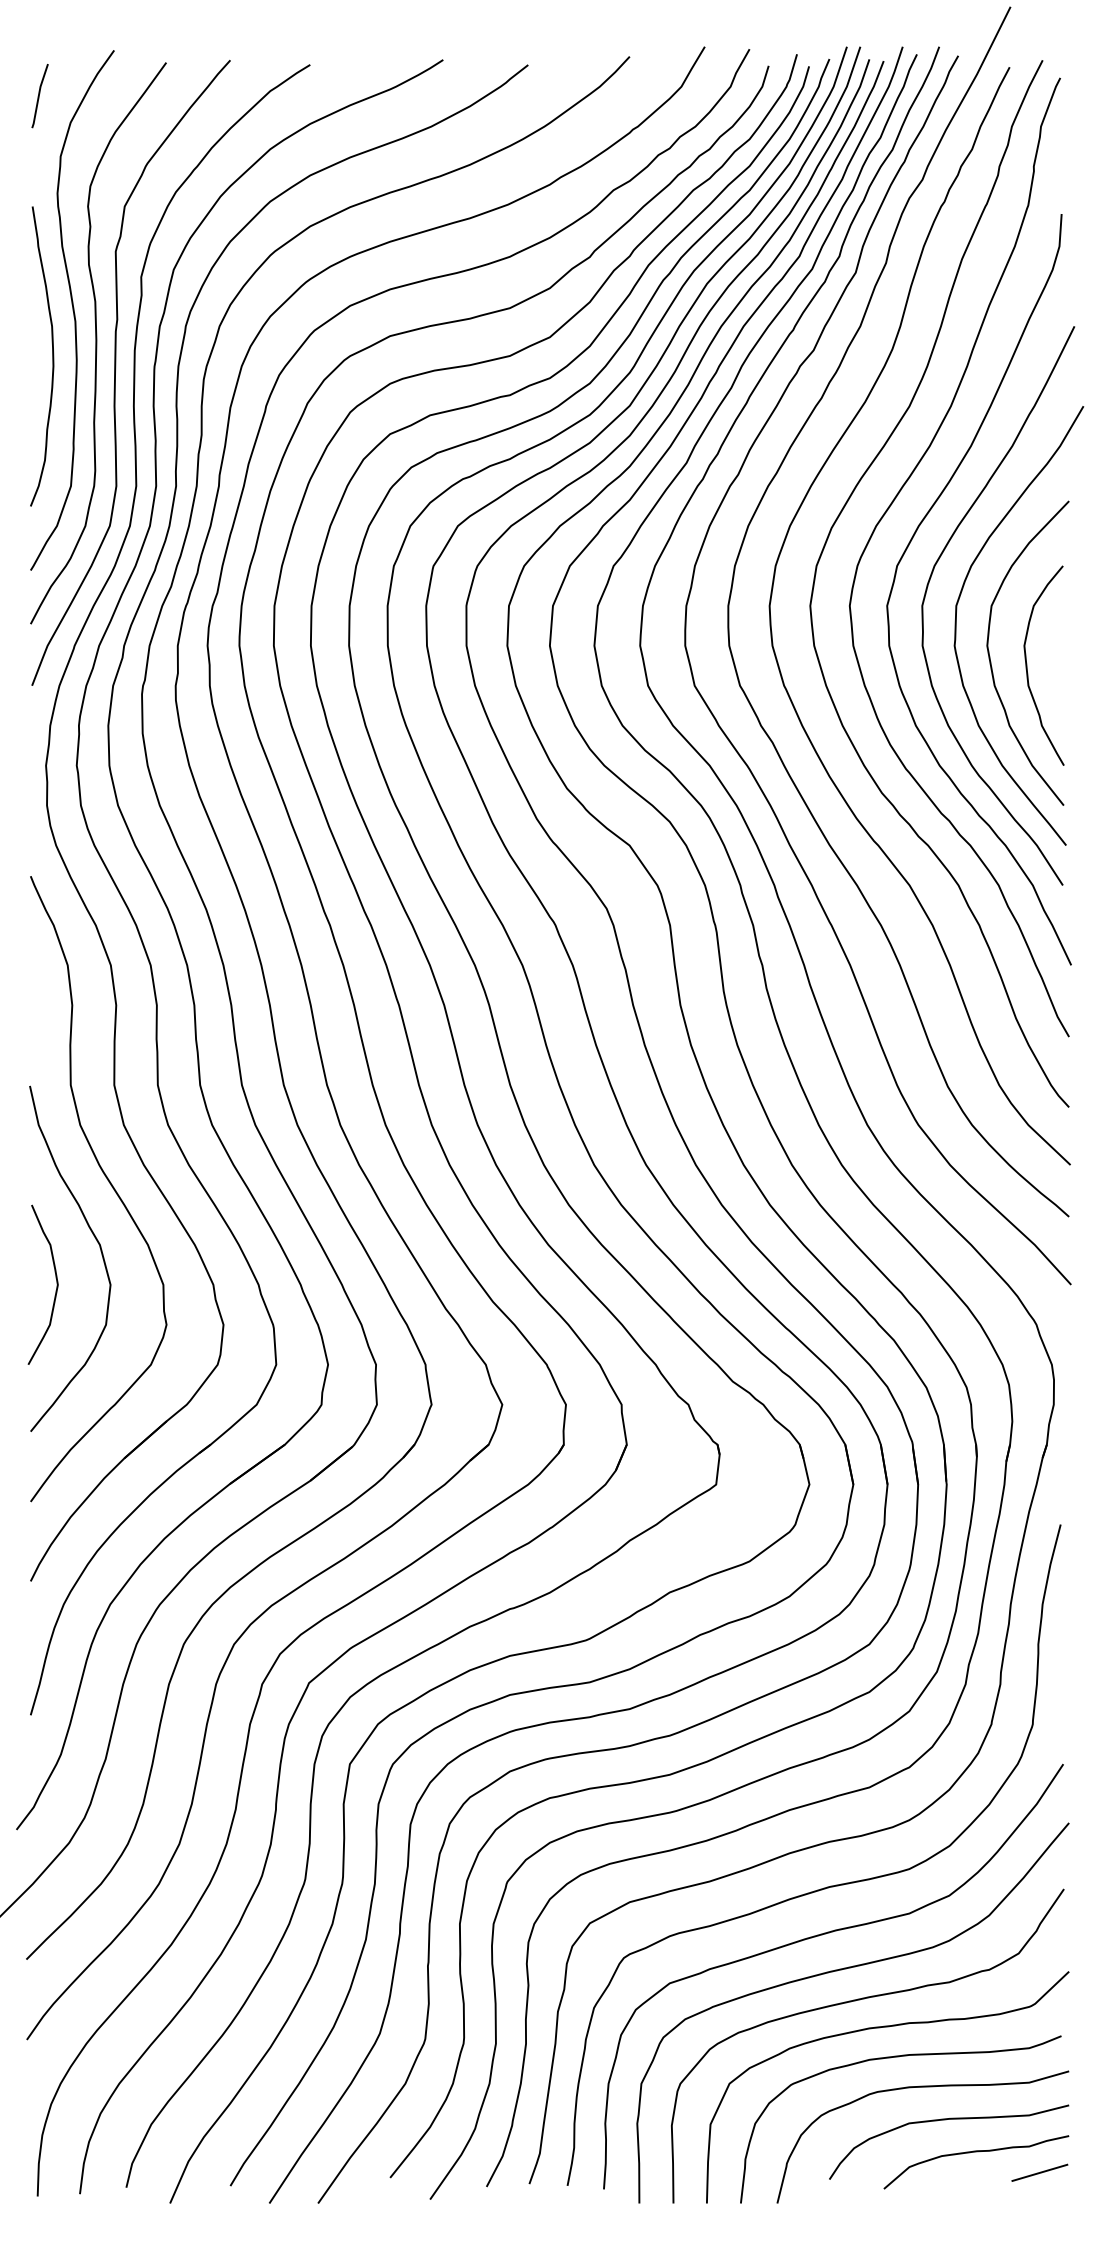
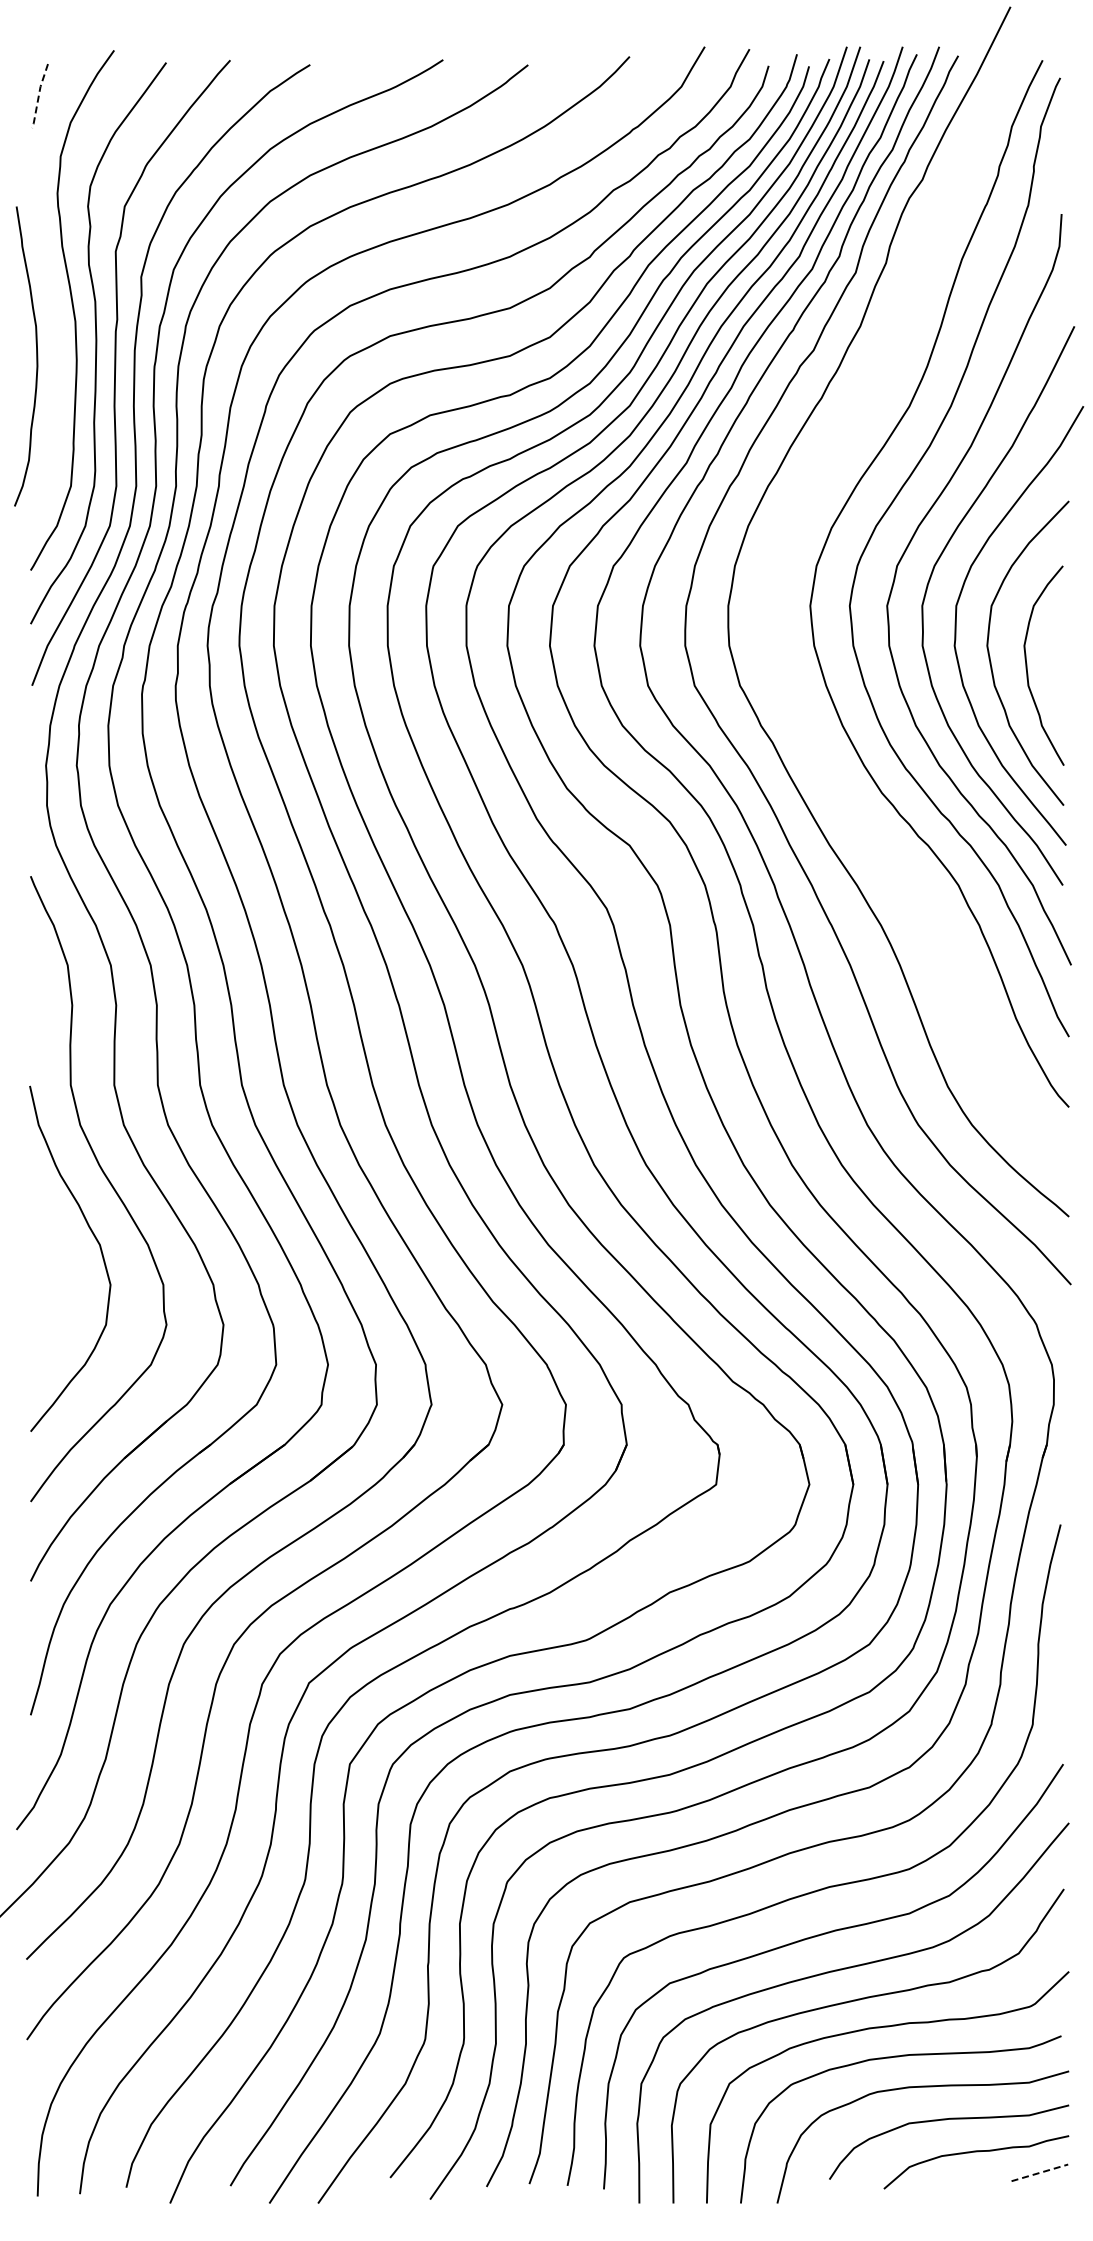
line: solid -> dashed (38, 96)
curve position: (52, 356) -> (36, 356) (36, 356)
curve: present -> none (772, 631)
curve: present -> none (56, 1284)
line: solid -> dashed (1039, 2172)
